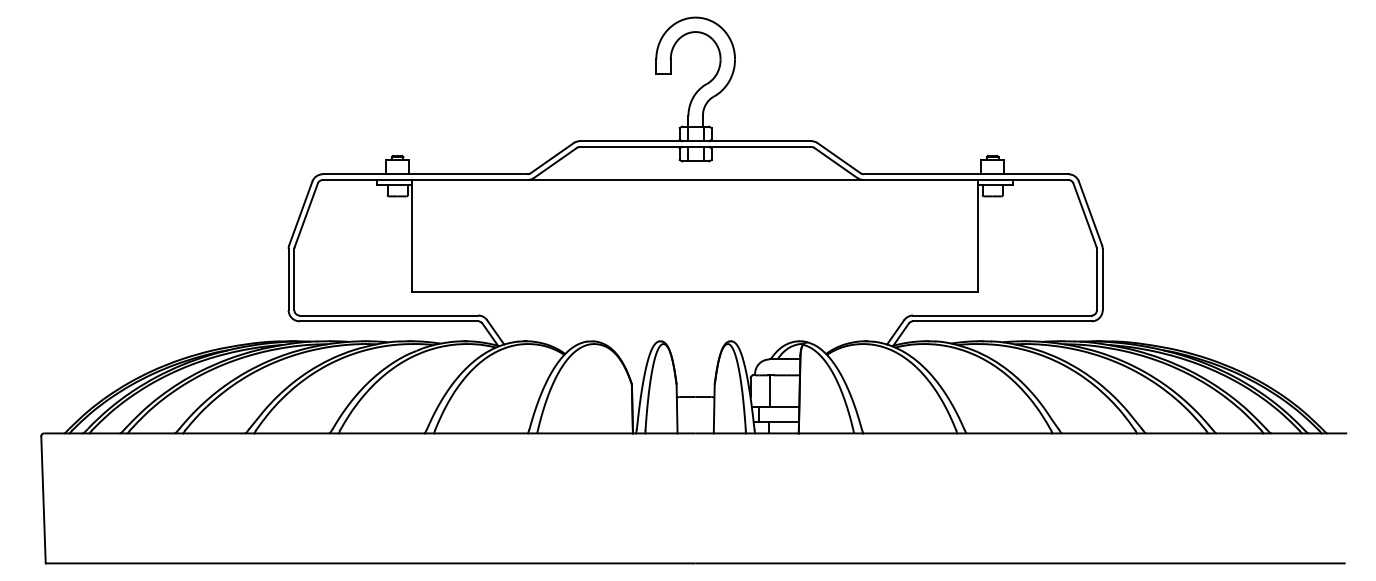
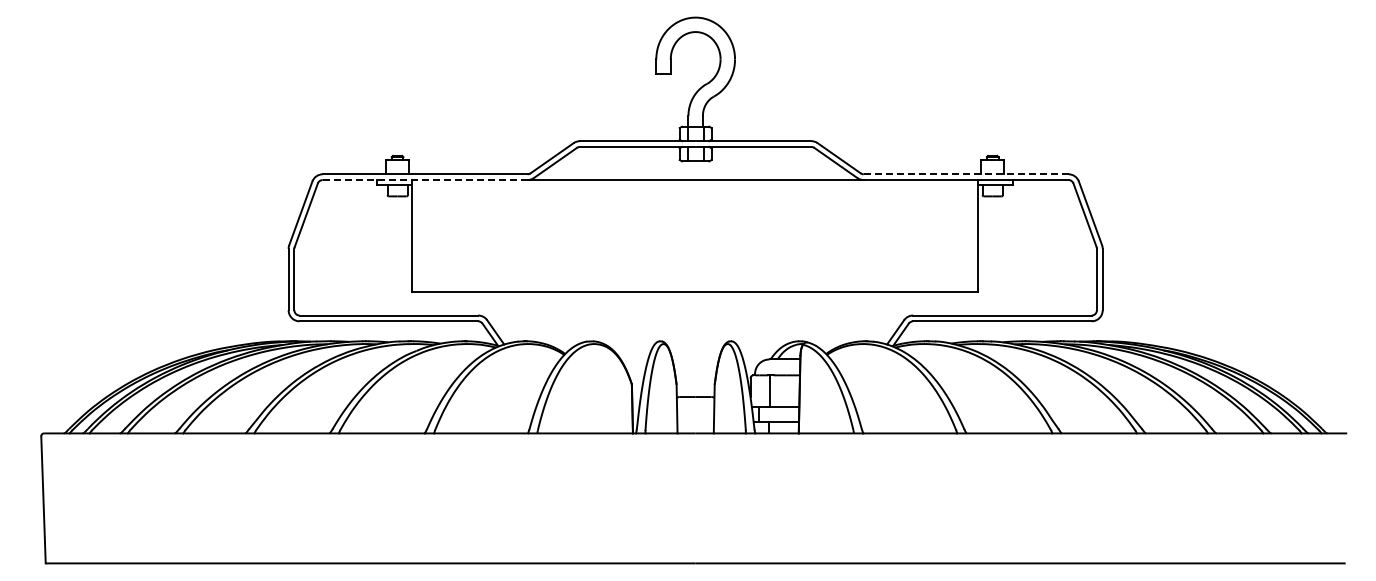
line: solid -> dashed (966, 174)
line: solid -> dashed (424, 180)
